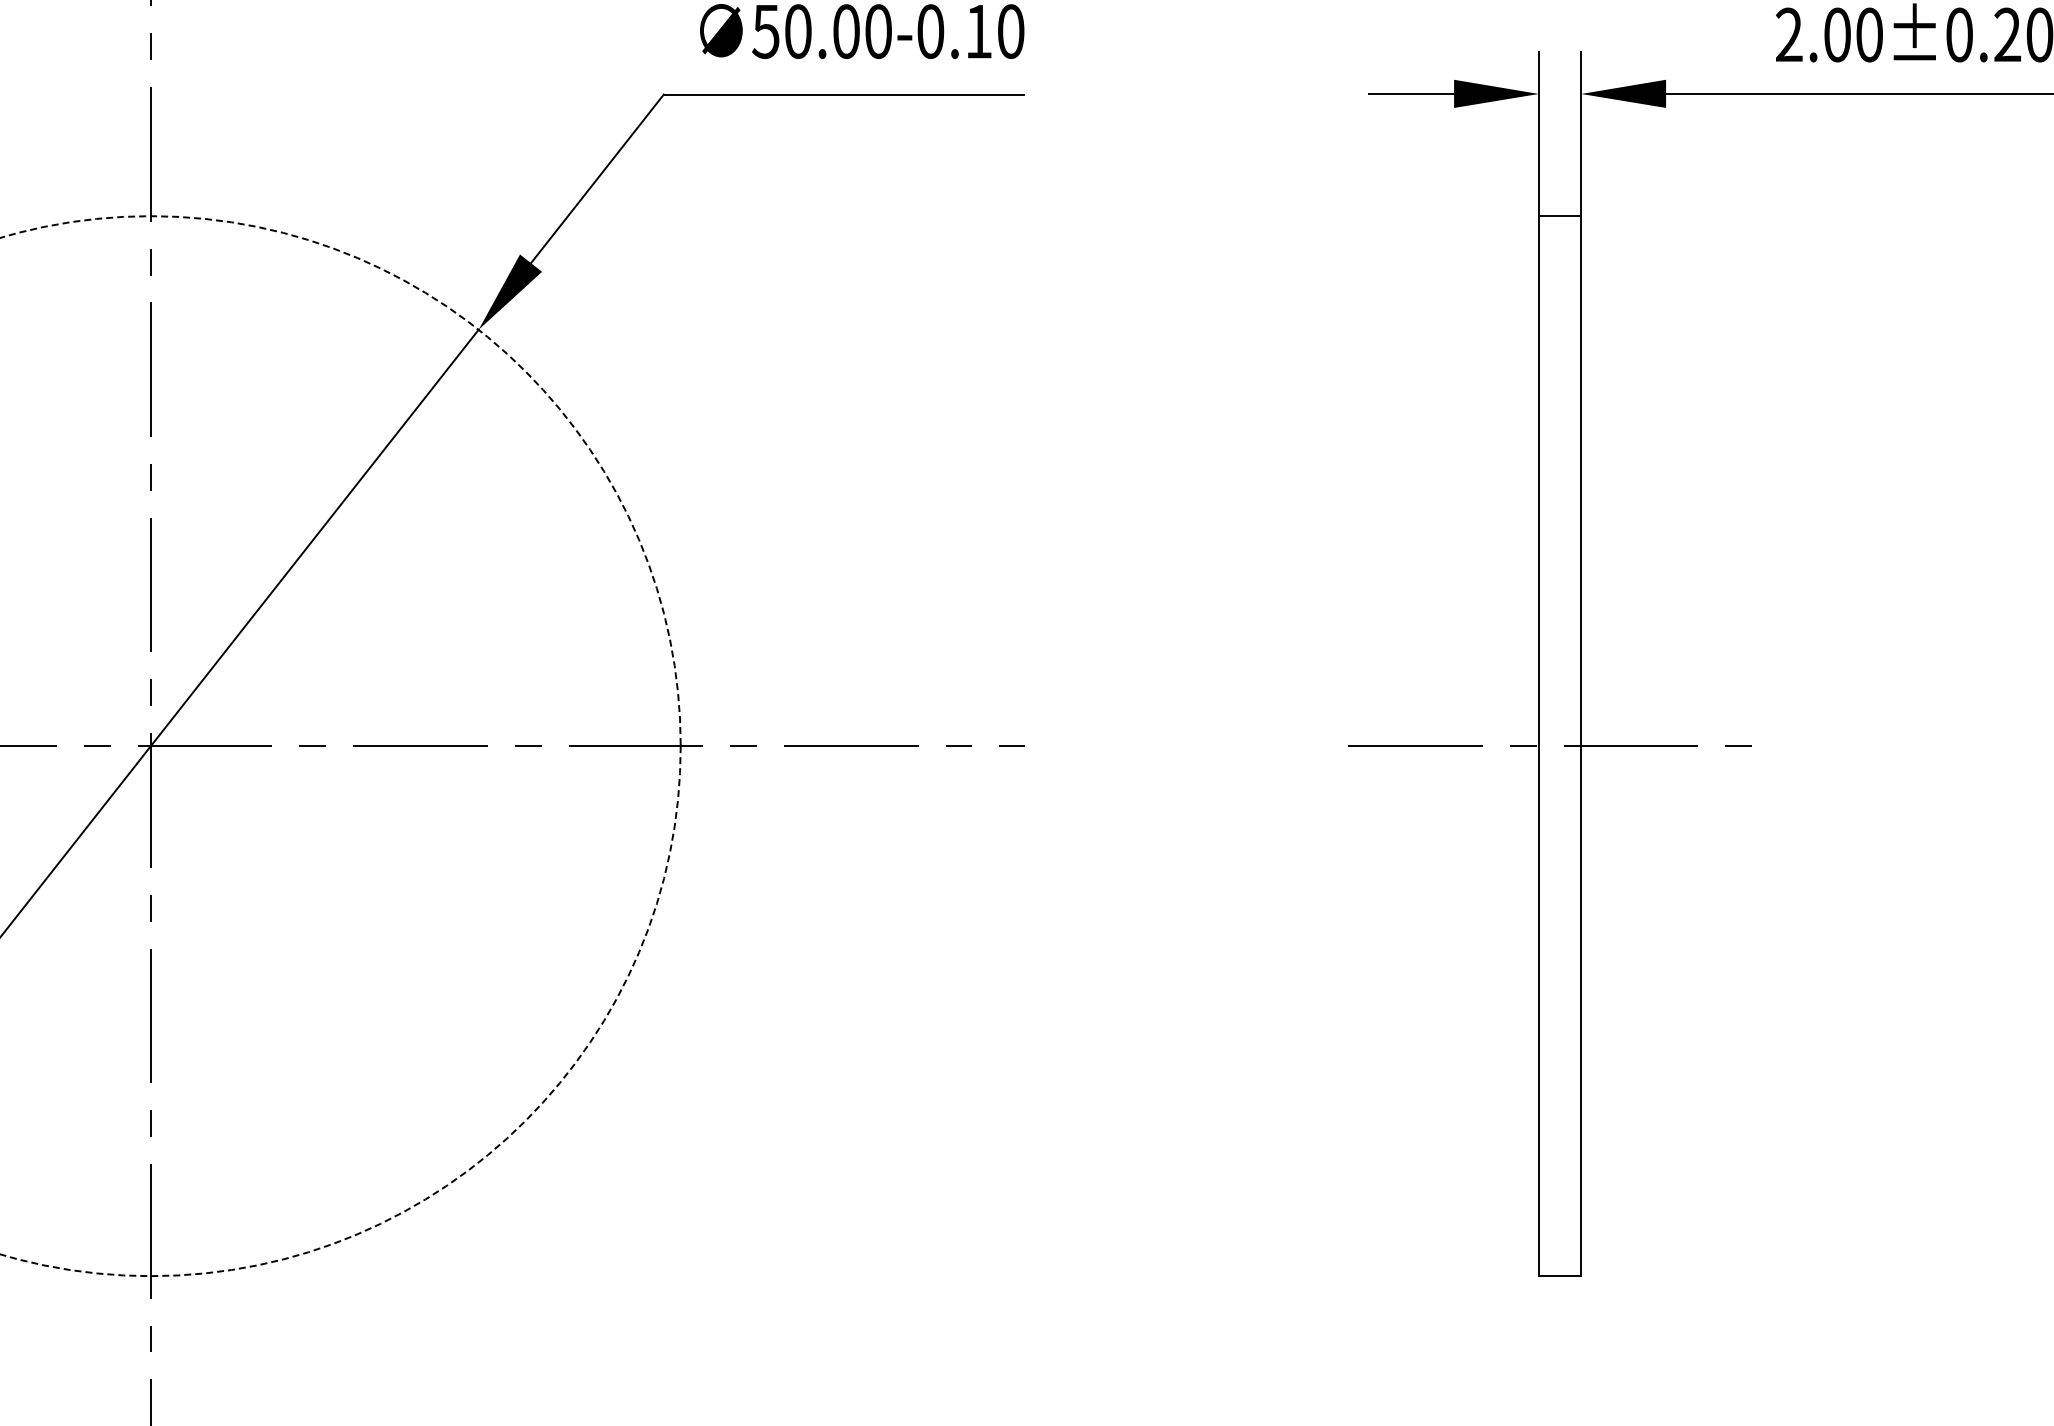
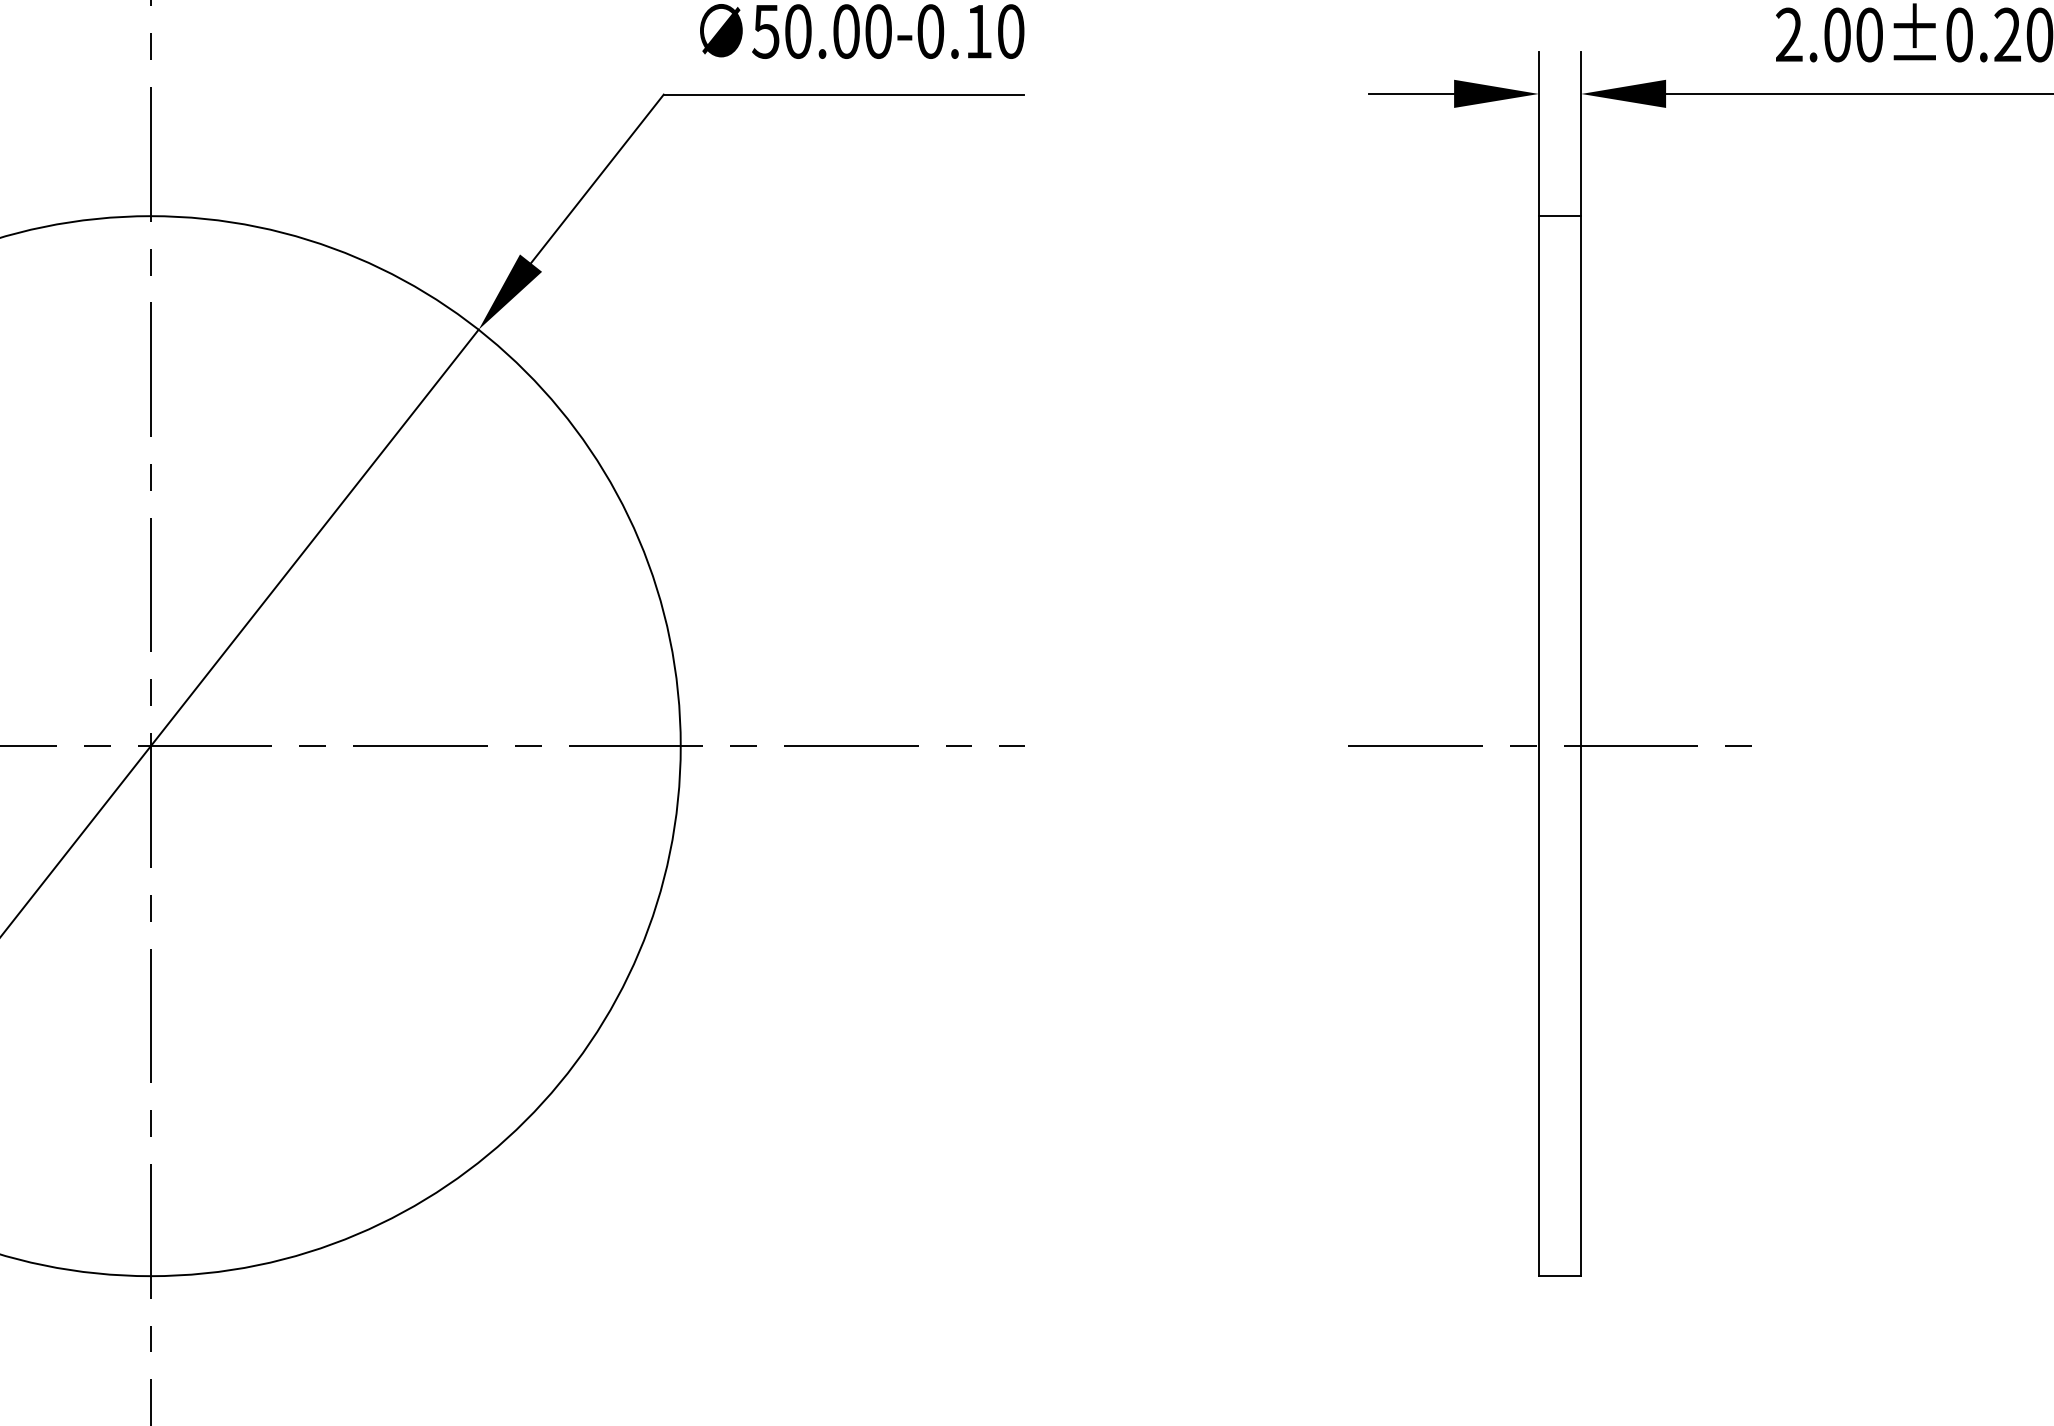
circle: dashed -> solid (340, 746)
